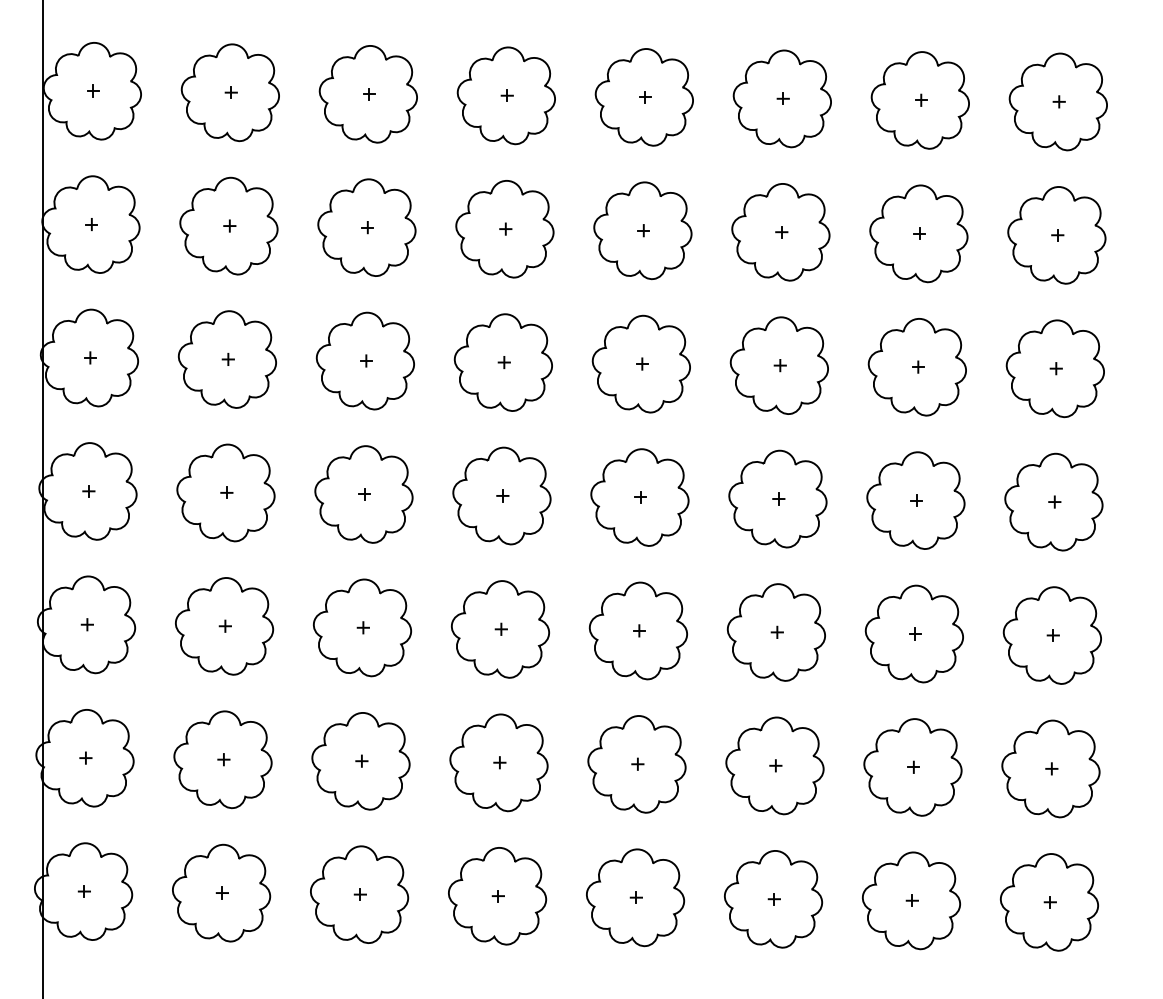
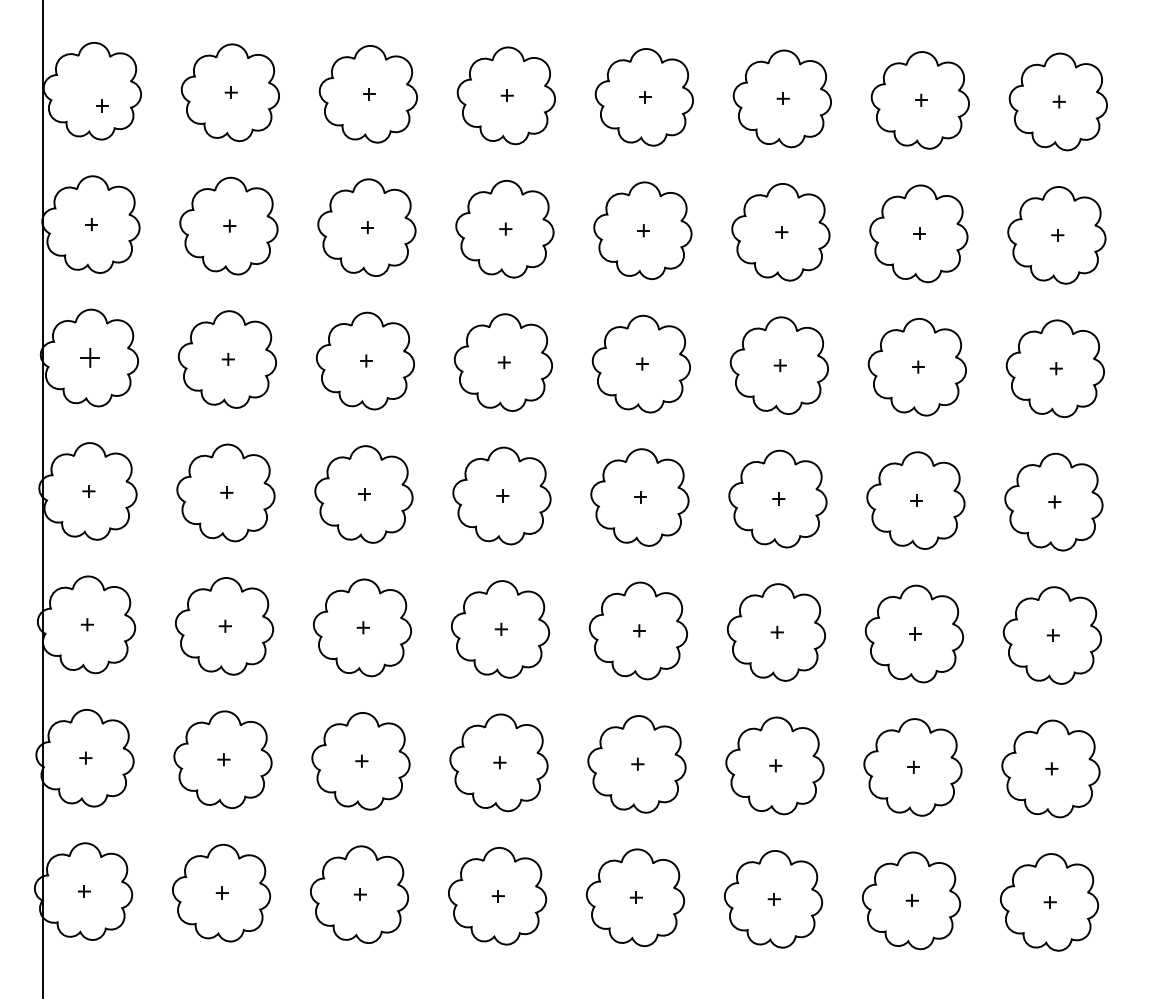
part position: (93, 90) -> (102, 105) (102, 105)
part size: 13x14 px -> 20x20 px (89, 357)
